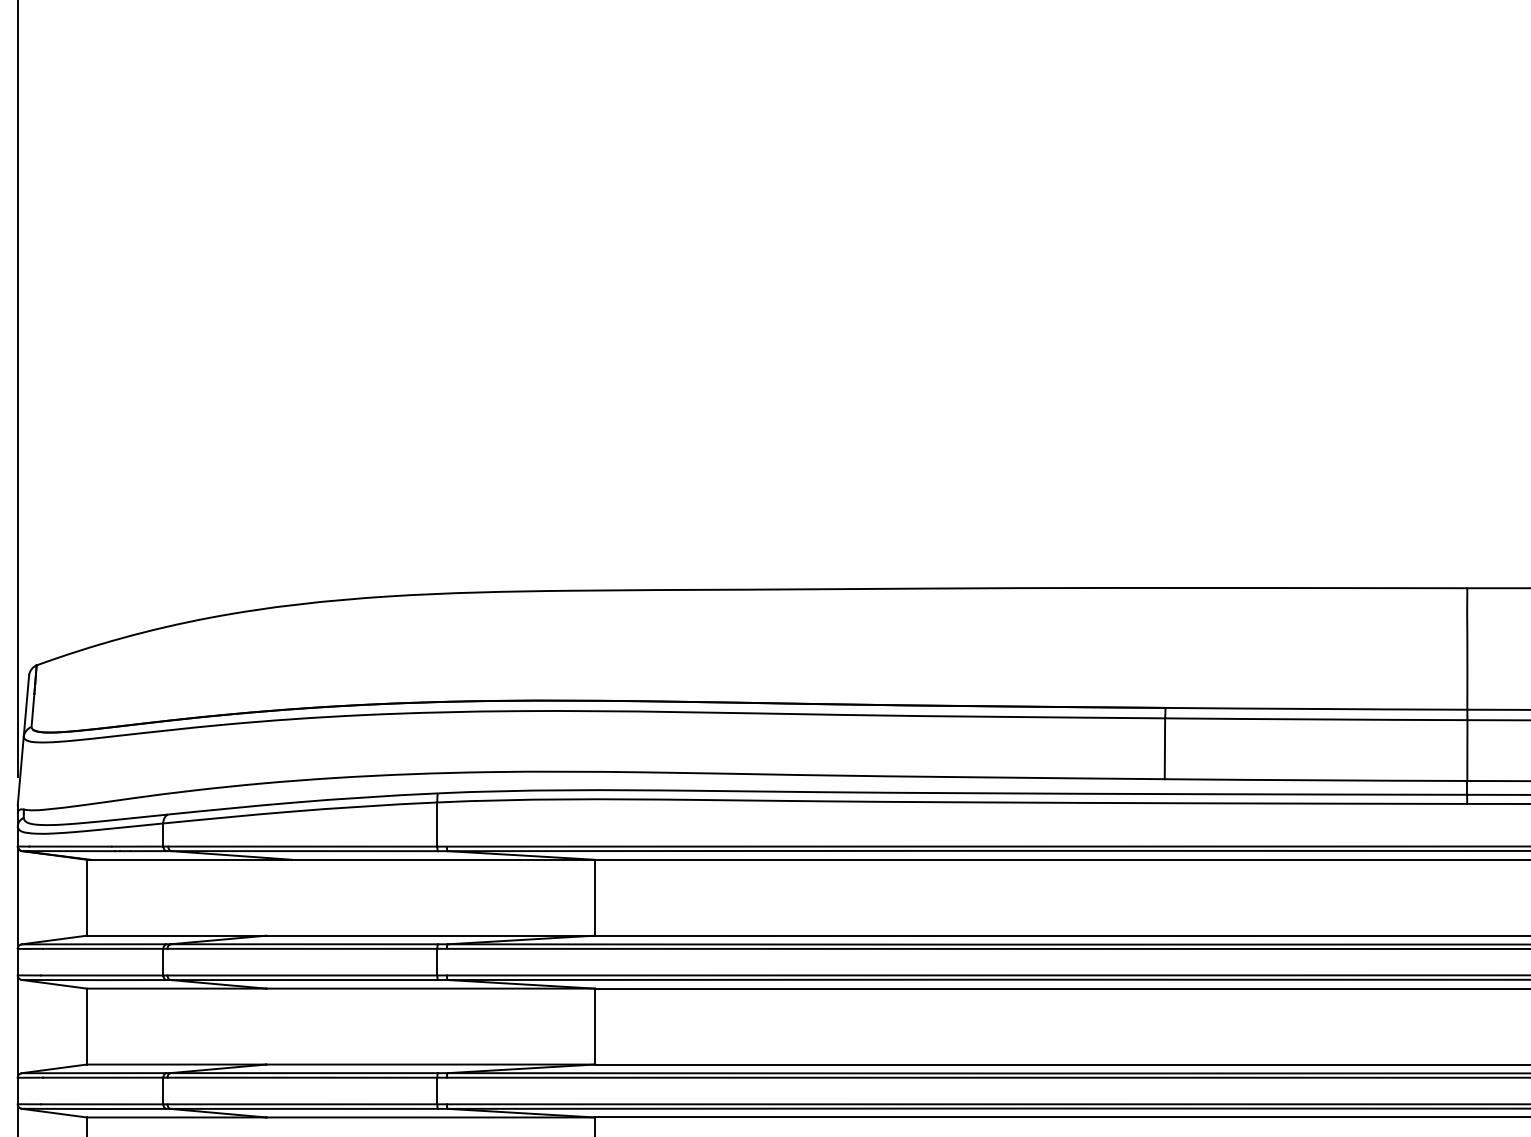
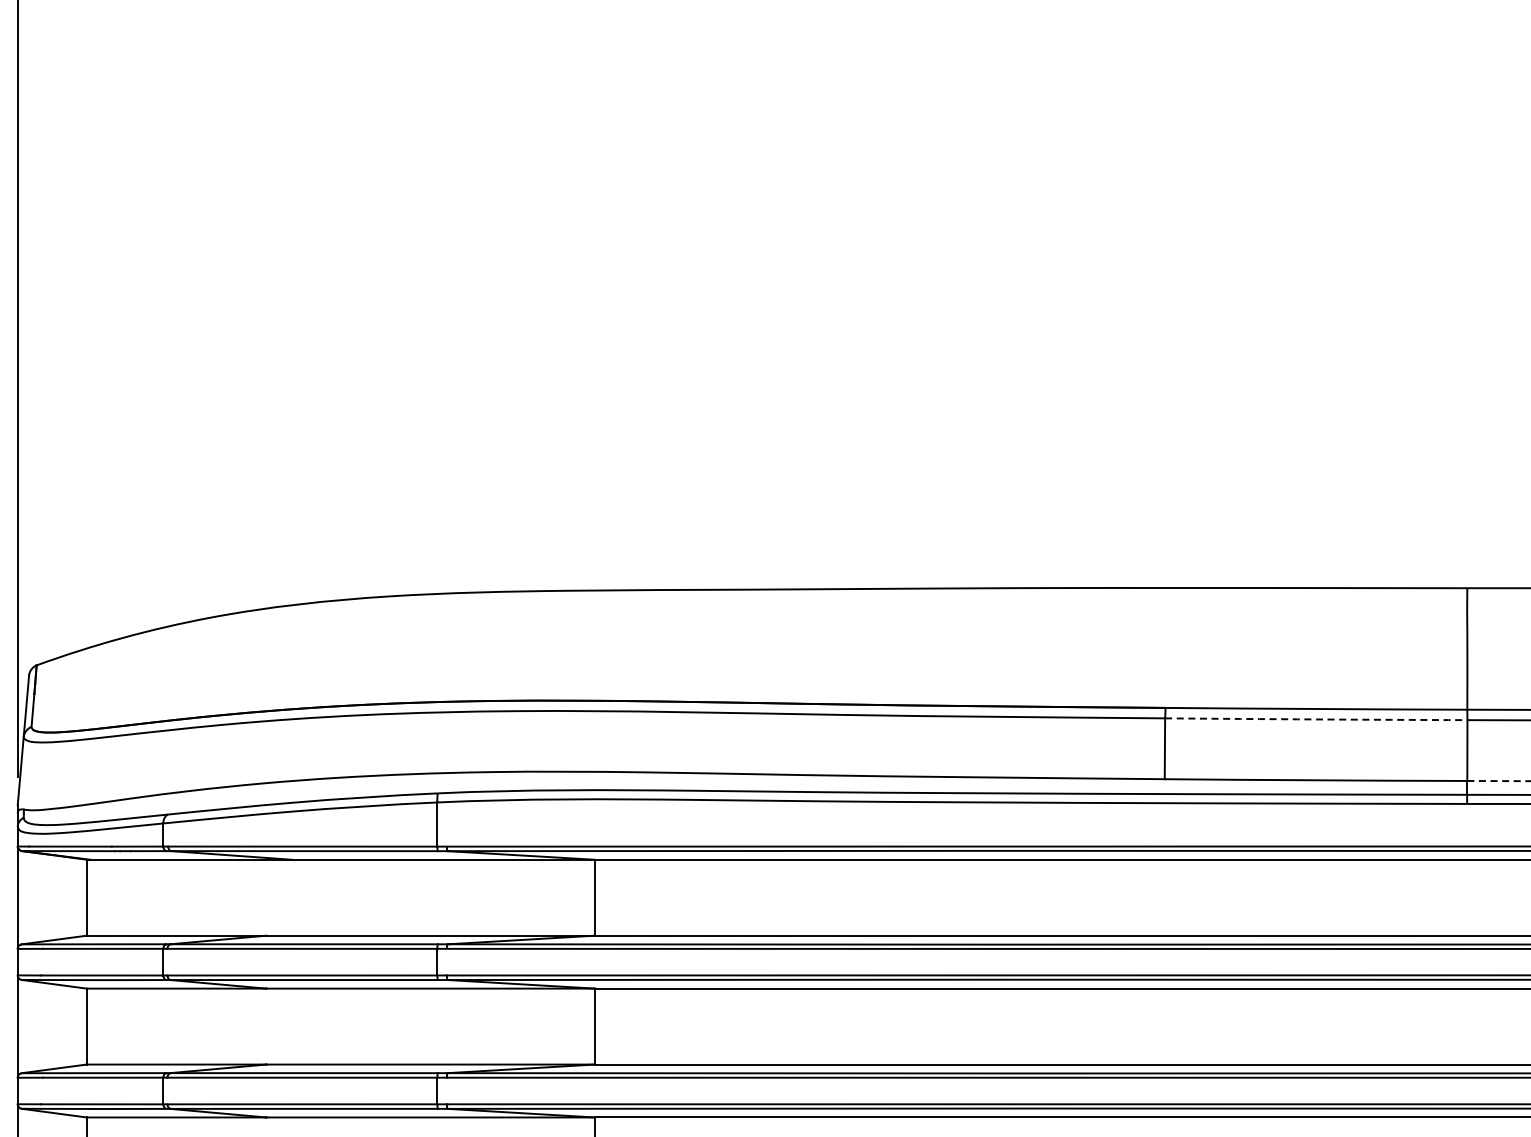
arc: solid -> dashed (1316, 719)
arc: solid -> dashed (1499, 781)
